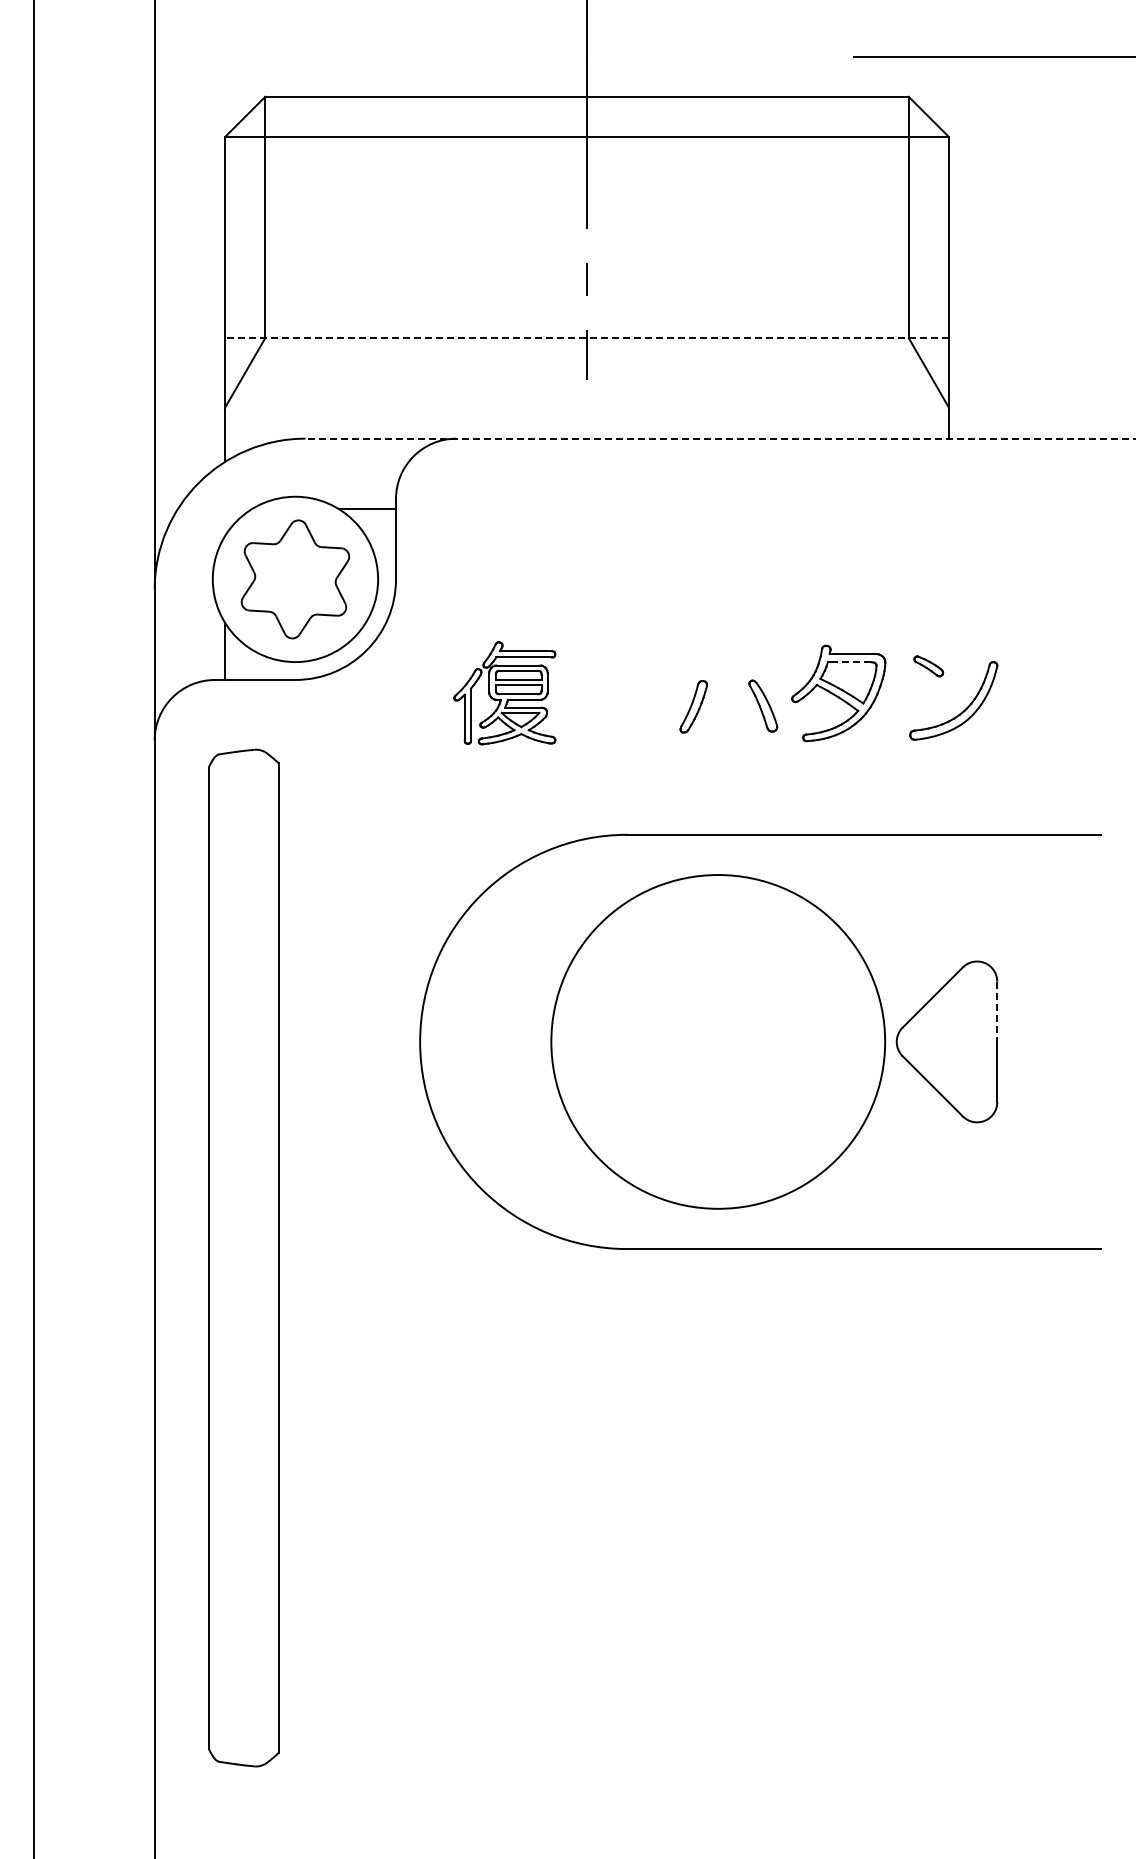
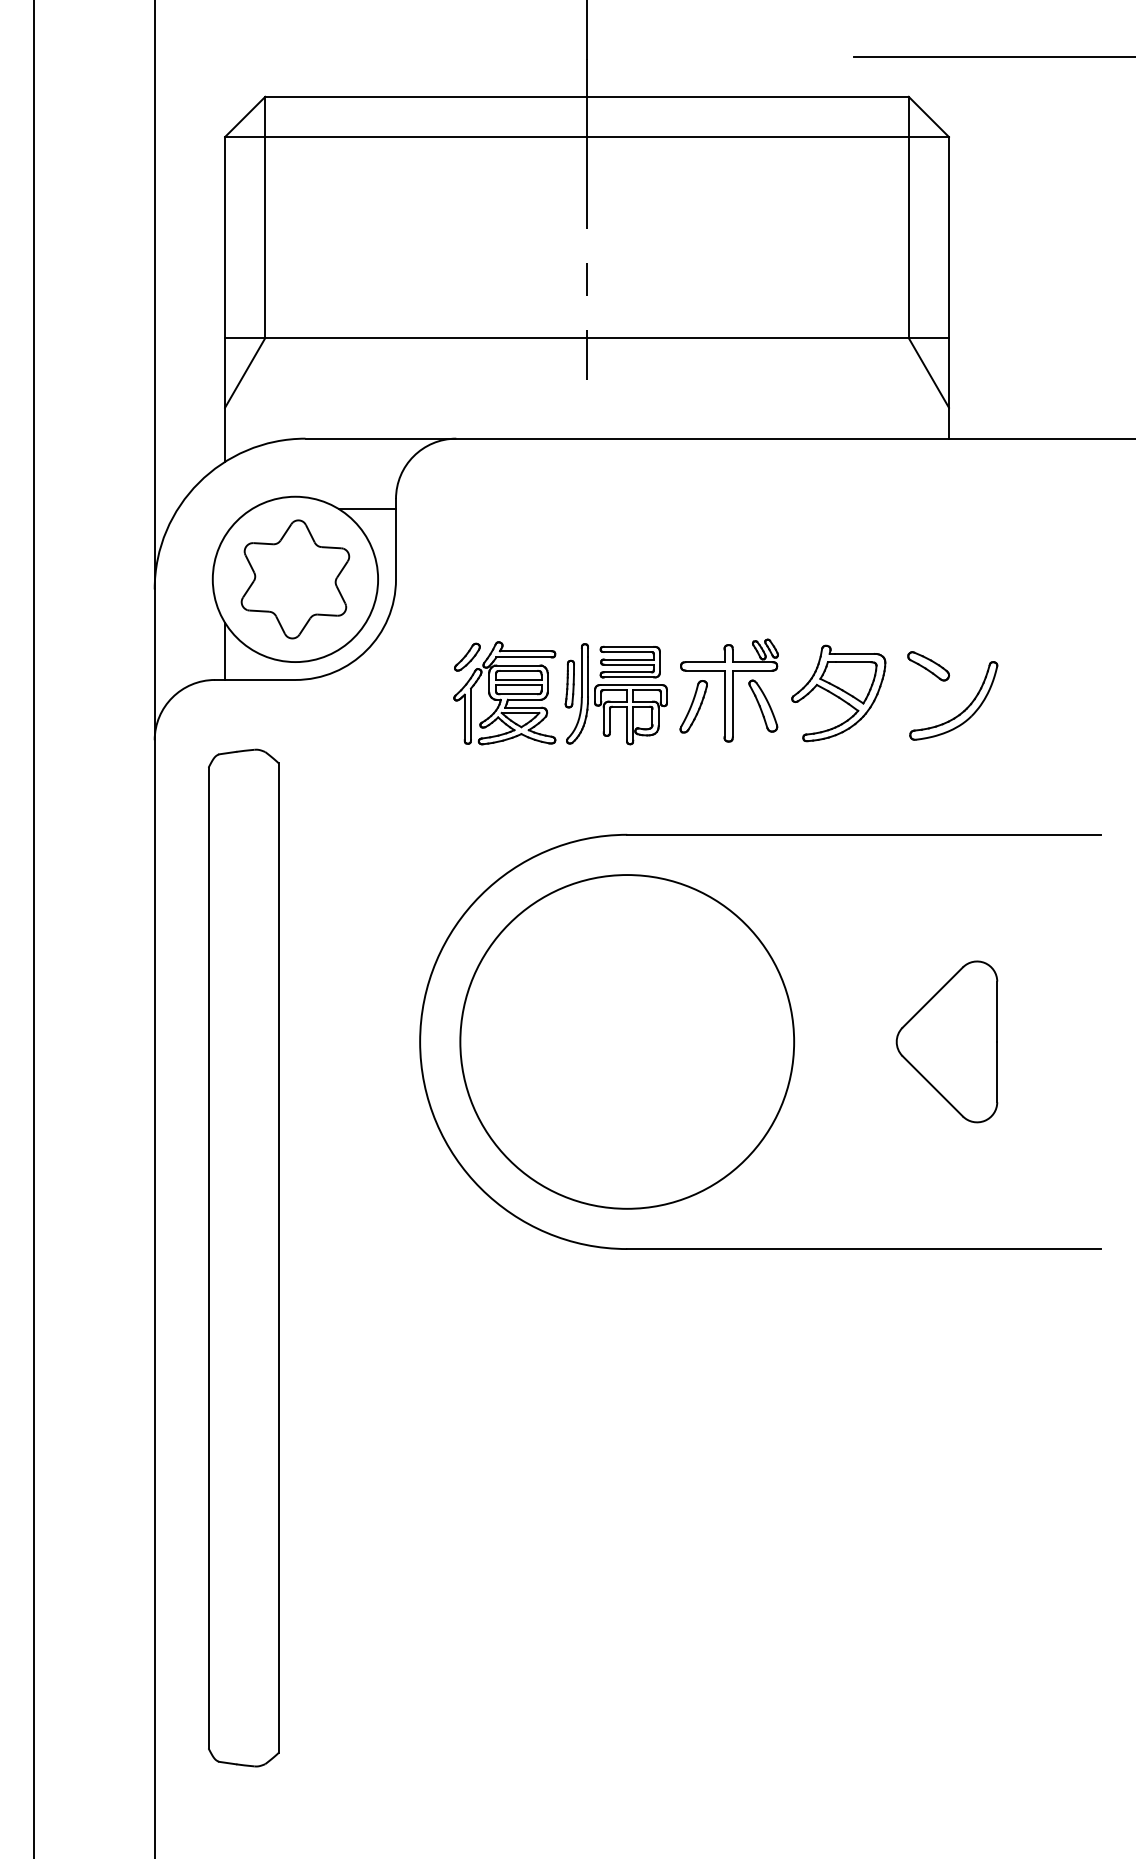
line: dashed -> solid (587, 338)
line: dashed -> solid (720, 438)
part: none -> present (467, 656)
line: dashed -> solid (853, 662)
part size: 32x23 px -> 44x31 px (928, 666)
part: none -> present (729, 690)
part: none -> present (615, 694)
line: dashed -> solid (997, 1012)
circle position: (718, 1041) -> (627, 1041) (627, 1041)
